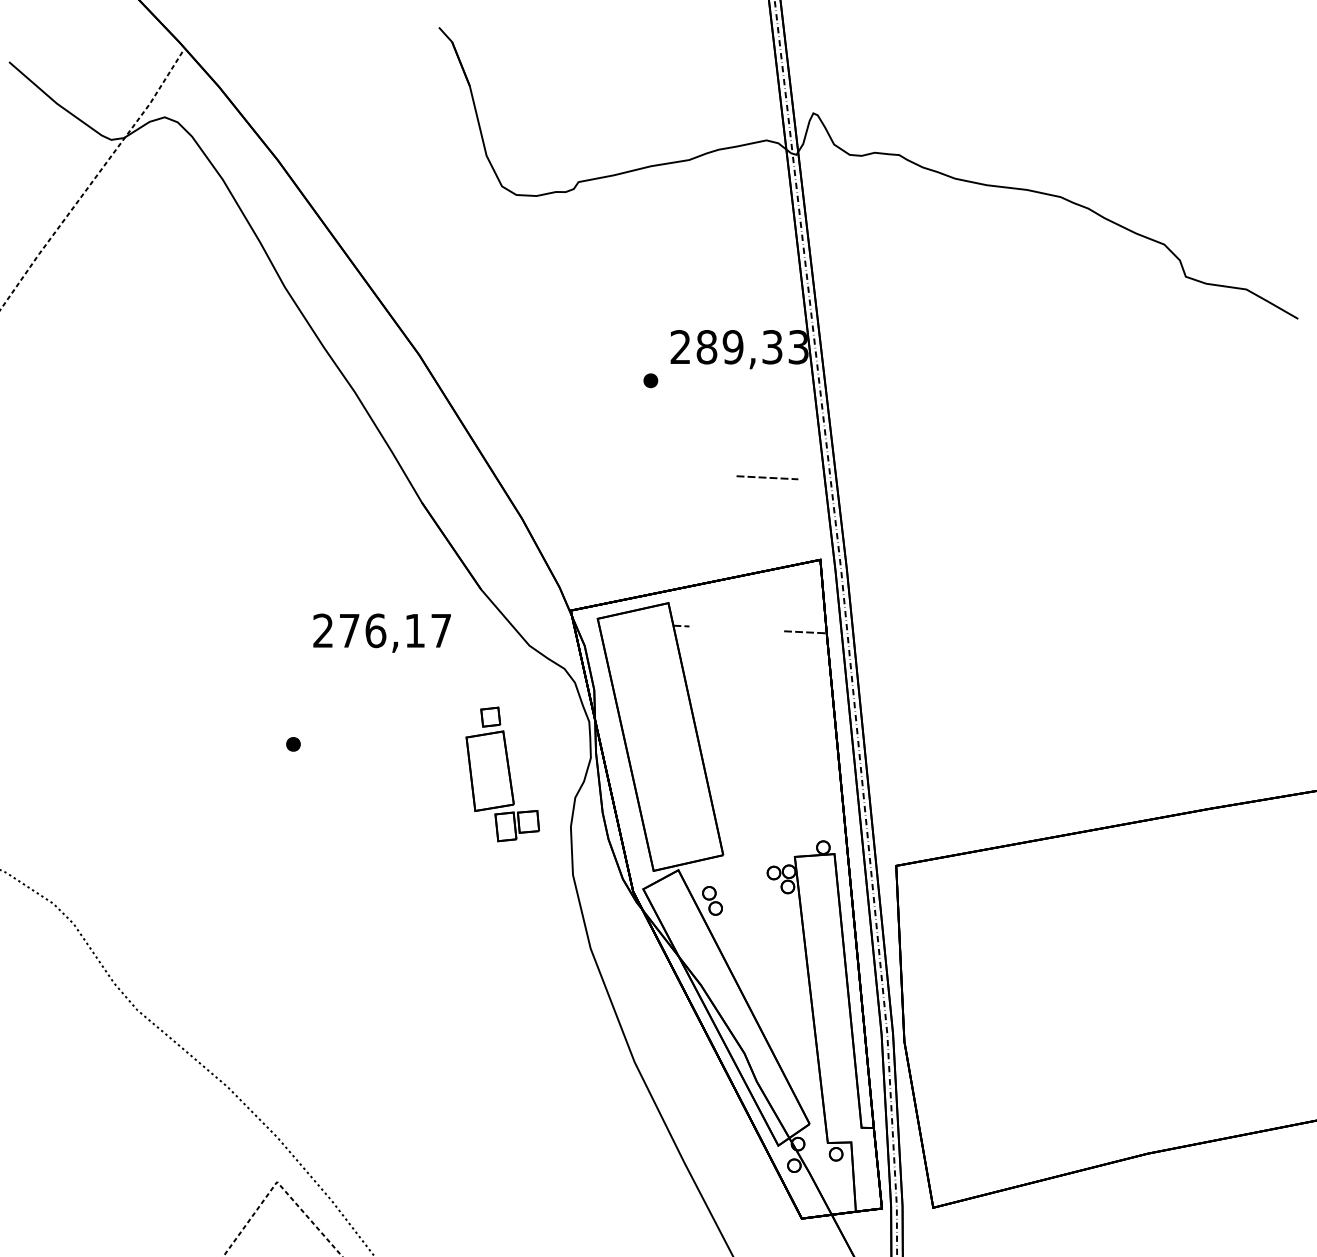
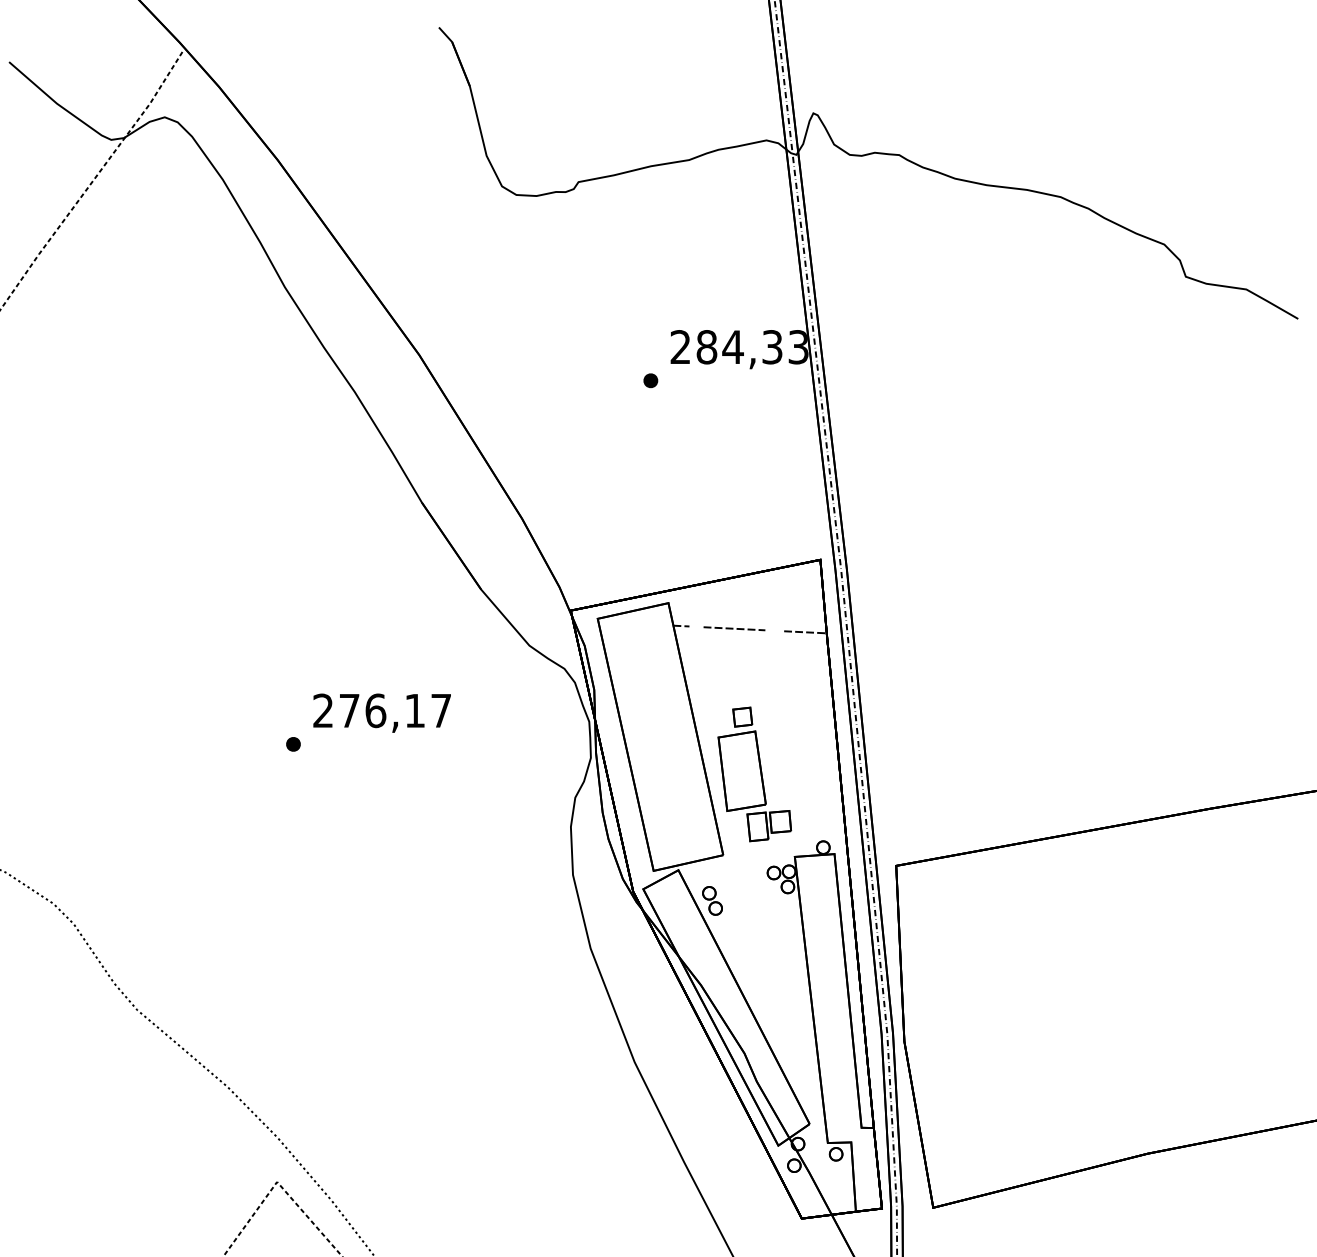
text: 289,33 -> 284,33 (732, 347)
line position: (766, 477) -> (733, 628) (733, 628)
text position: (381, 632) -> (381, 712) (381, 712)
part position: (502, 774) -> (754, 774) (754, 774)
